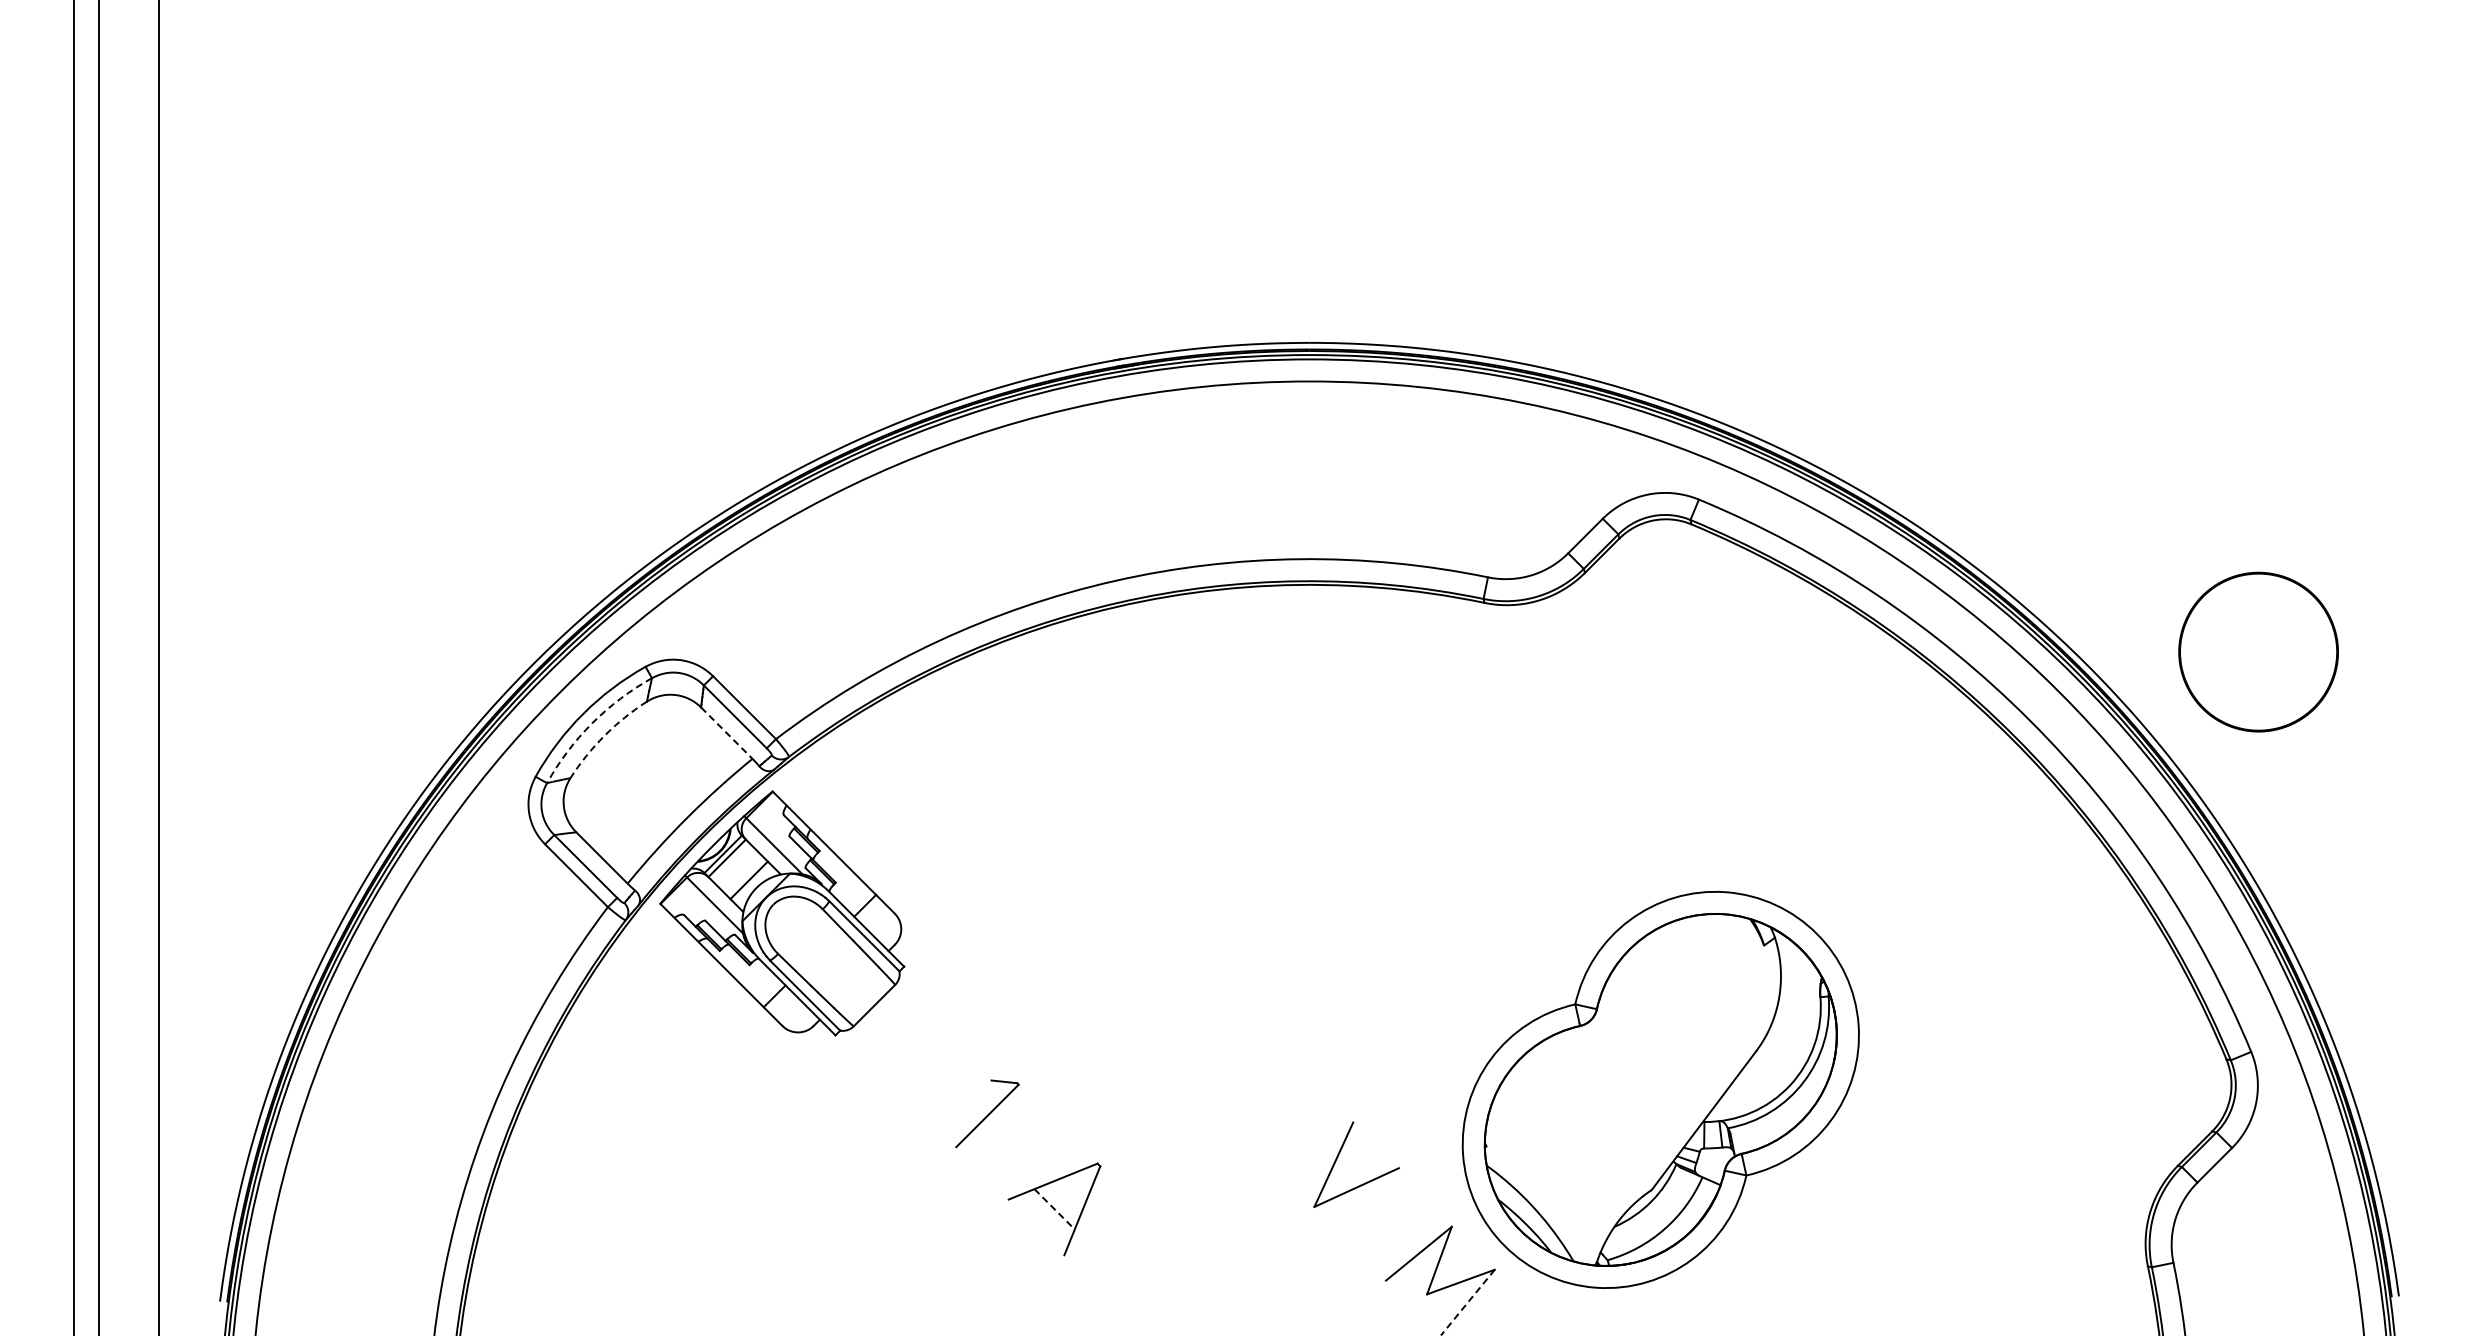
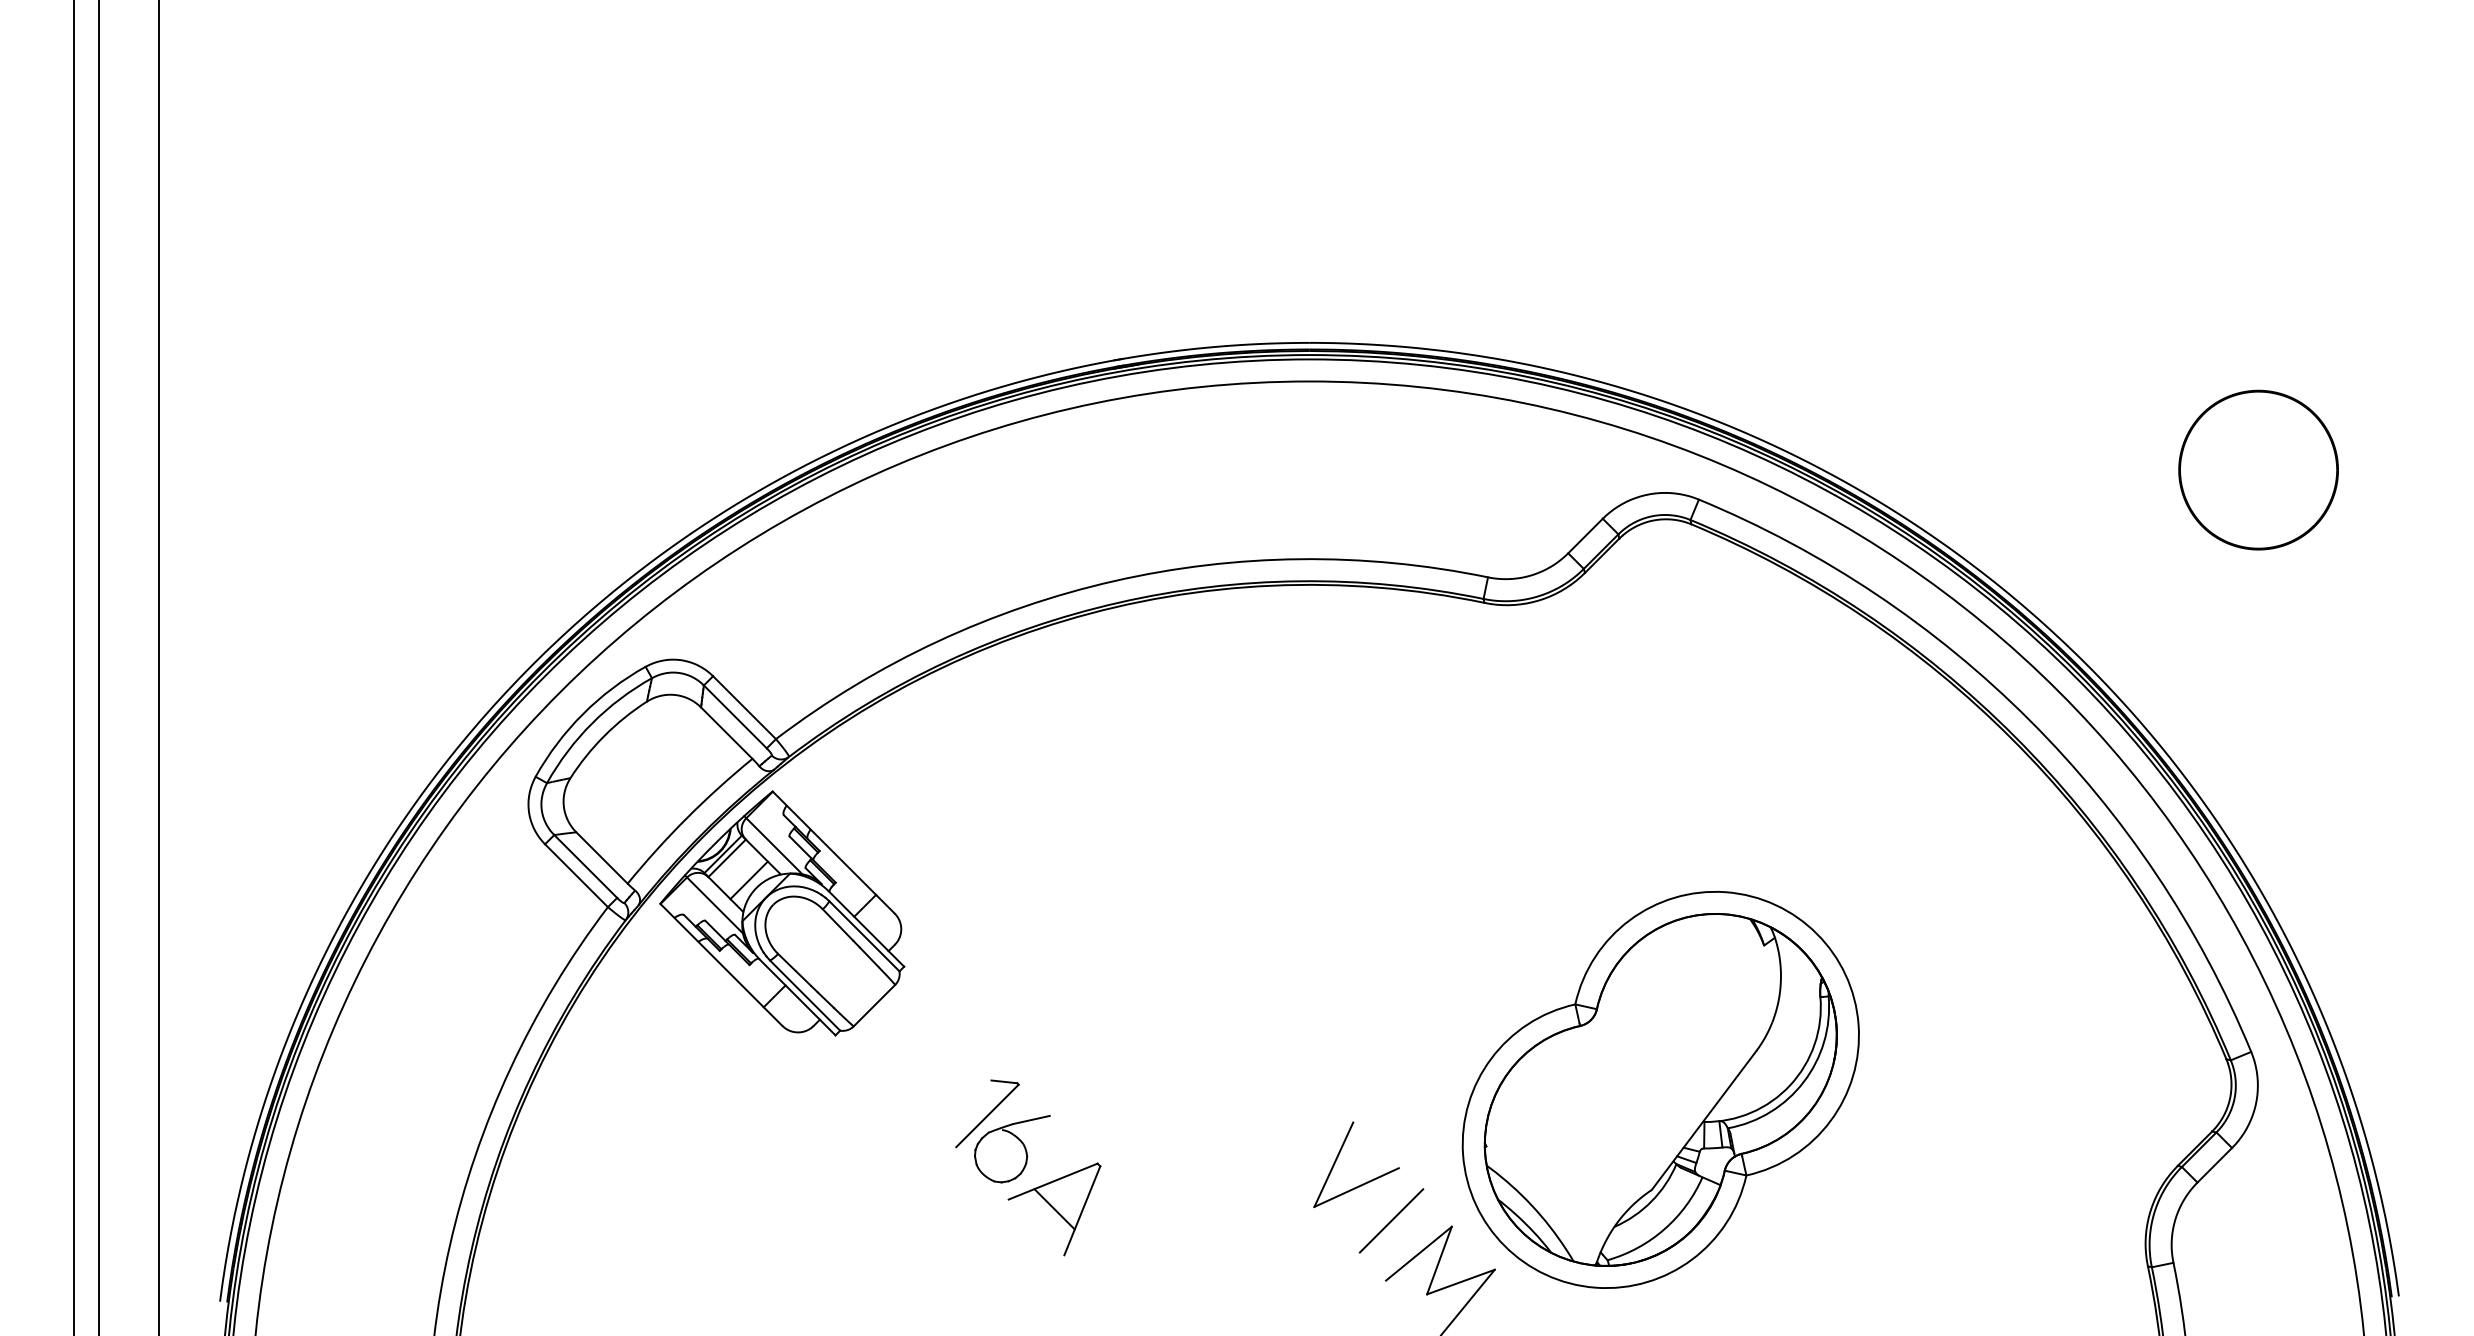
part position: (2258, 651) -> (2258, 469) (2258, 469)
arc: dashed -> solid (592, 723)
line: dashed -> solid (727, 733)
arc: dashed -> solid (604, 735)
part: none -> present (1012, 1149)
line: dashed -> solid (1054, 1209)
line: none -> present (1391, 1220)
line: dashed -> solid (1467, 1303)
